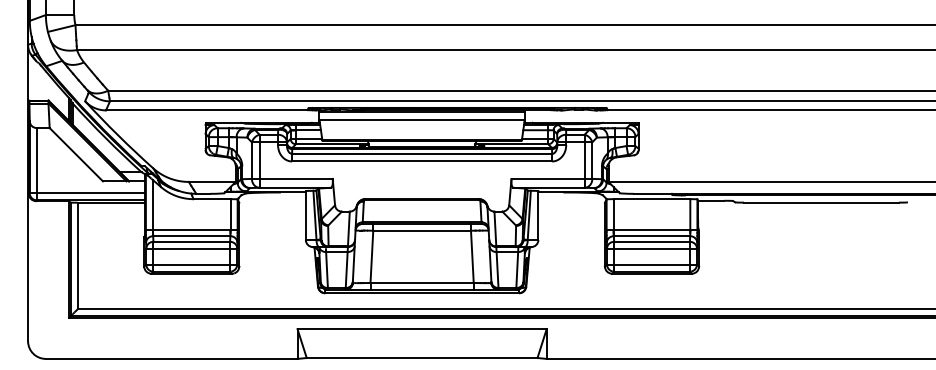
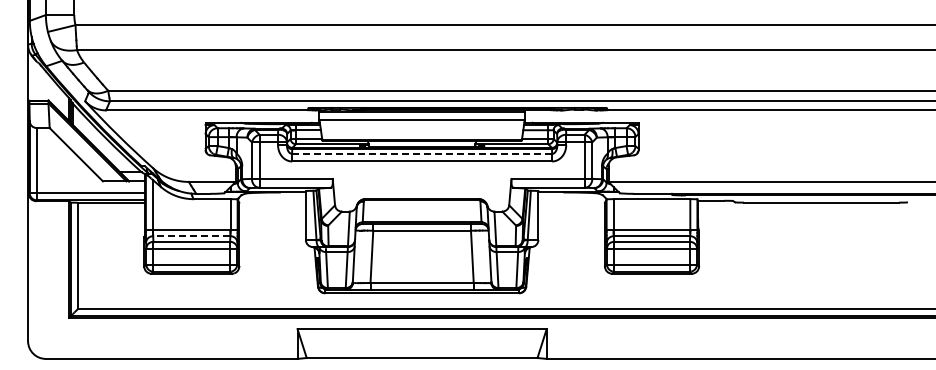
line: solid -> dashed (421, 153)
line: solid -> dashed (191, 236)
